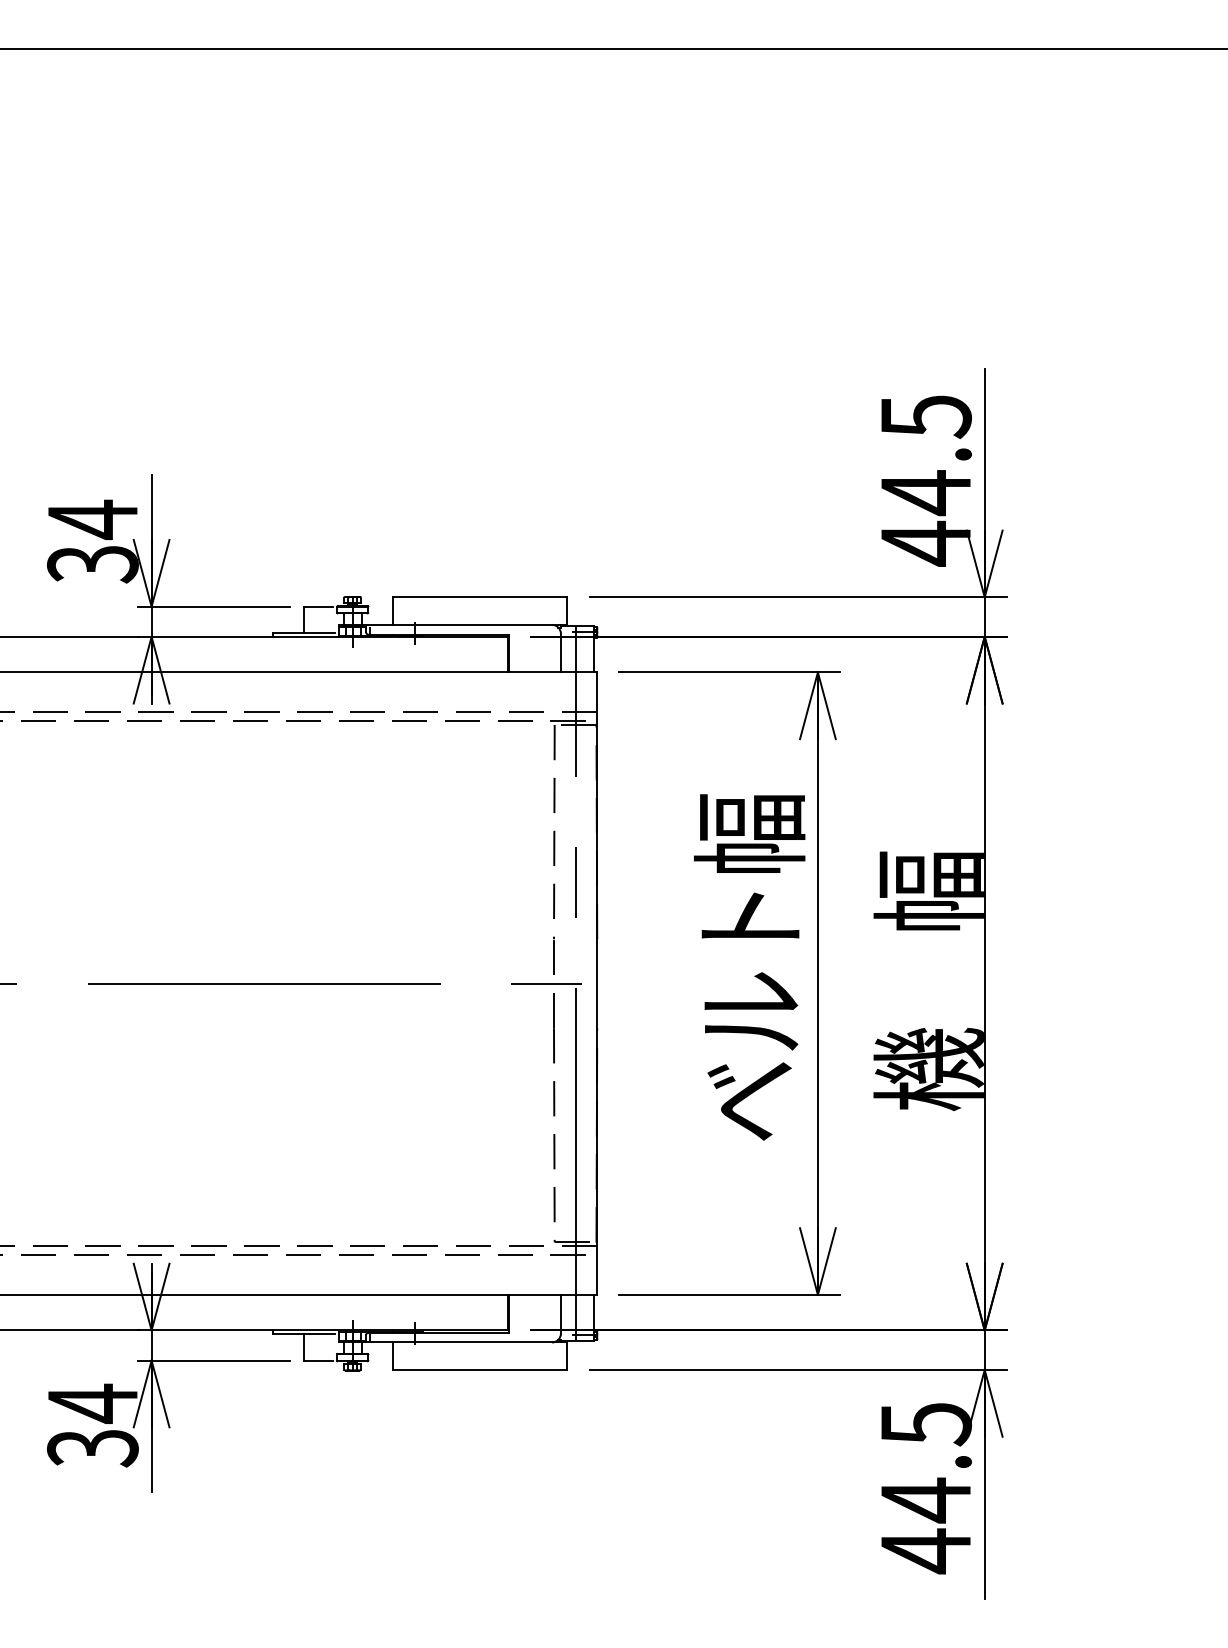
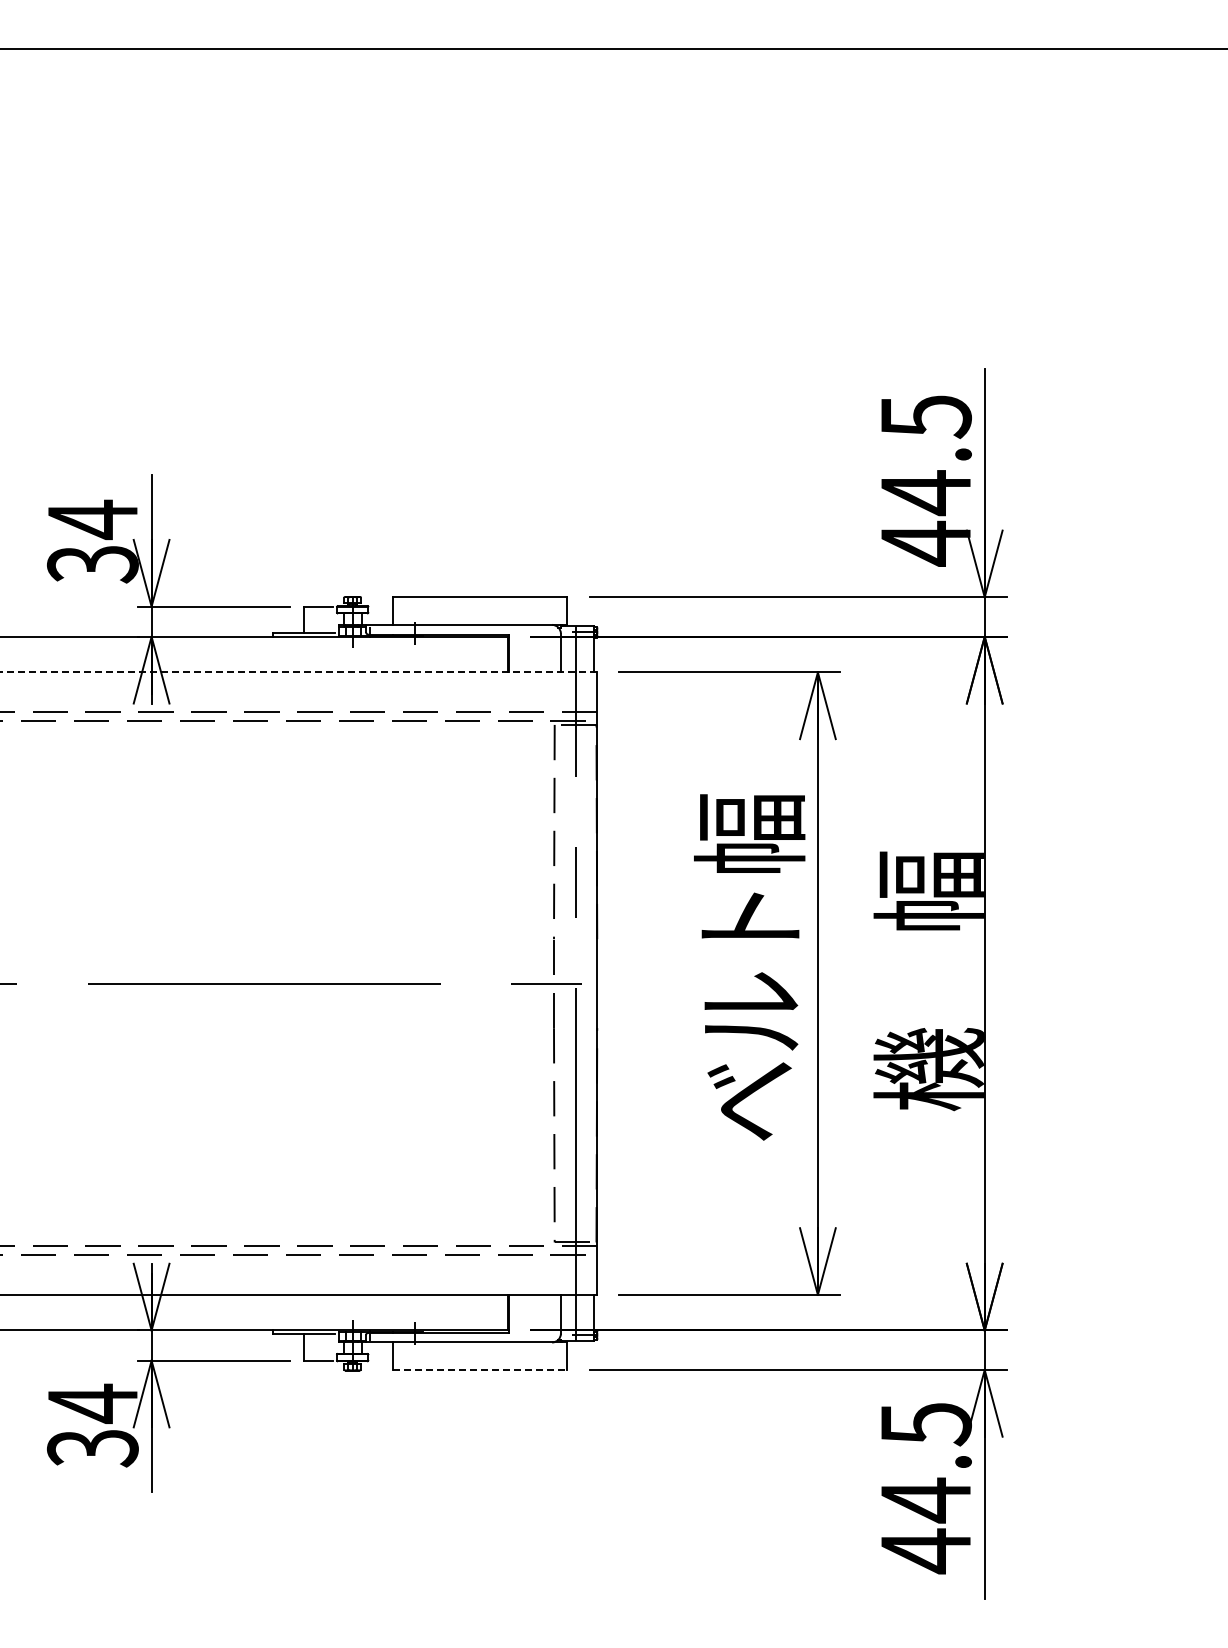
line: solid -> dashed (298, 672)
line: solid -> dashed (480, 1370)
